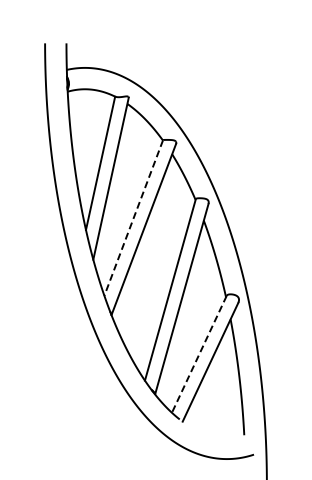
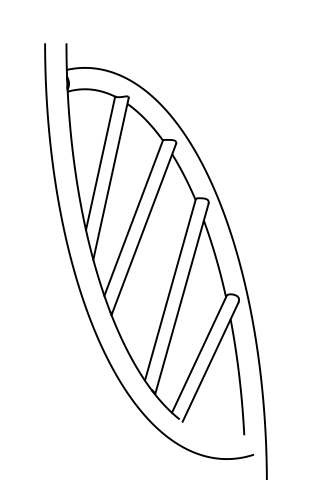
line: dashed -> solid (133, 218)
line: dashed -> solid (199, 354)
